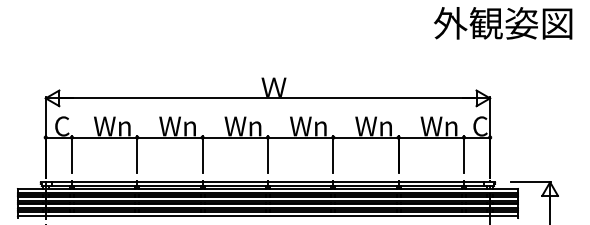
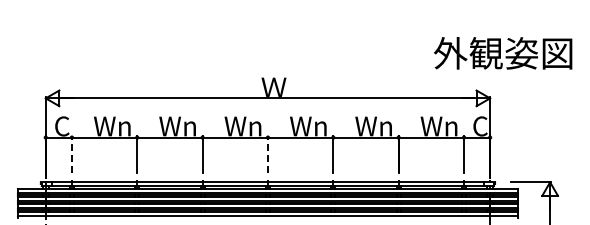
text position: (503, 23) -> (503, 53) (503, 53)
line: solid -> dashed (71, 154)
line: solid -> dashed (267, 154)
